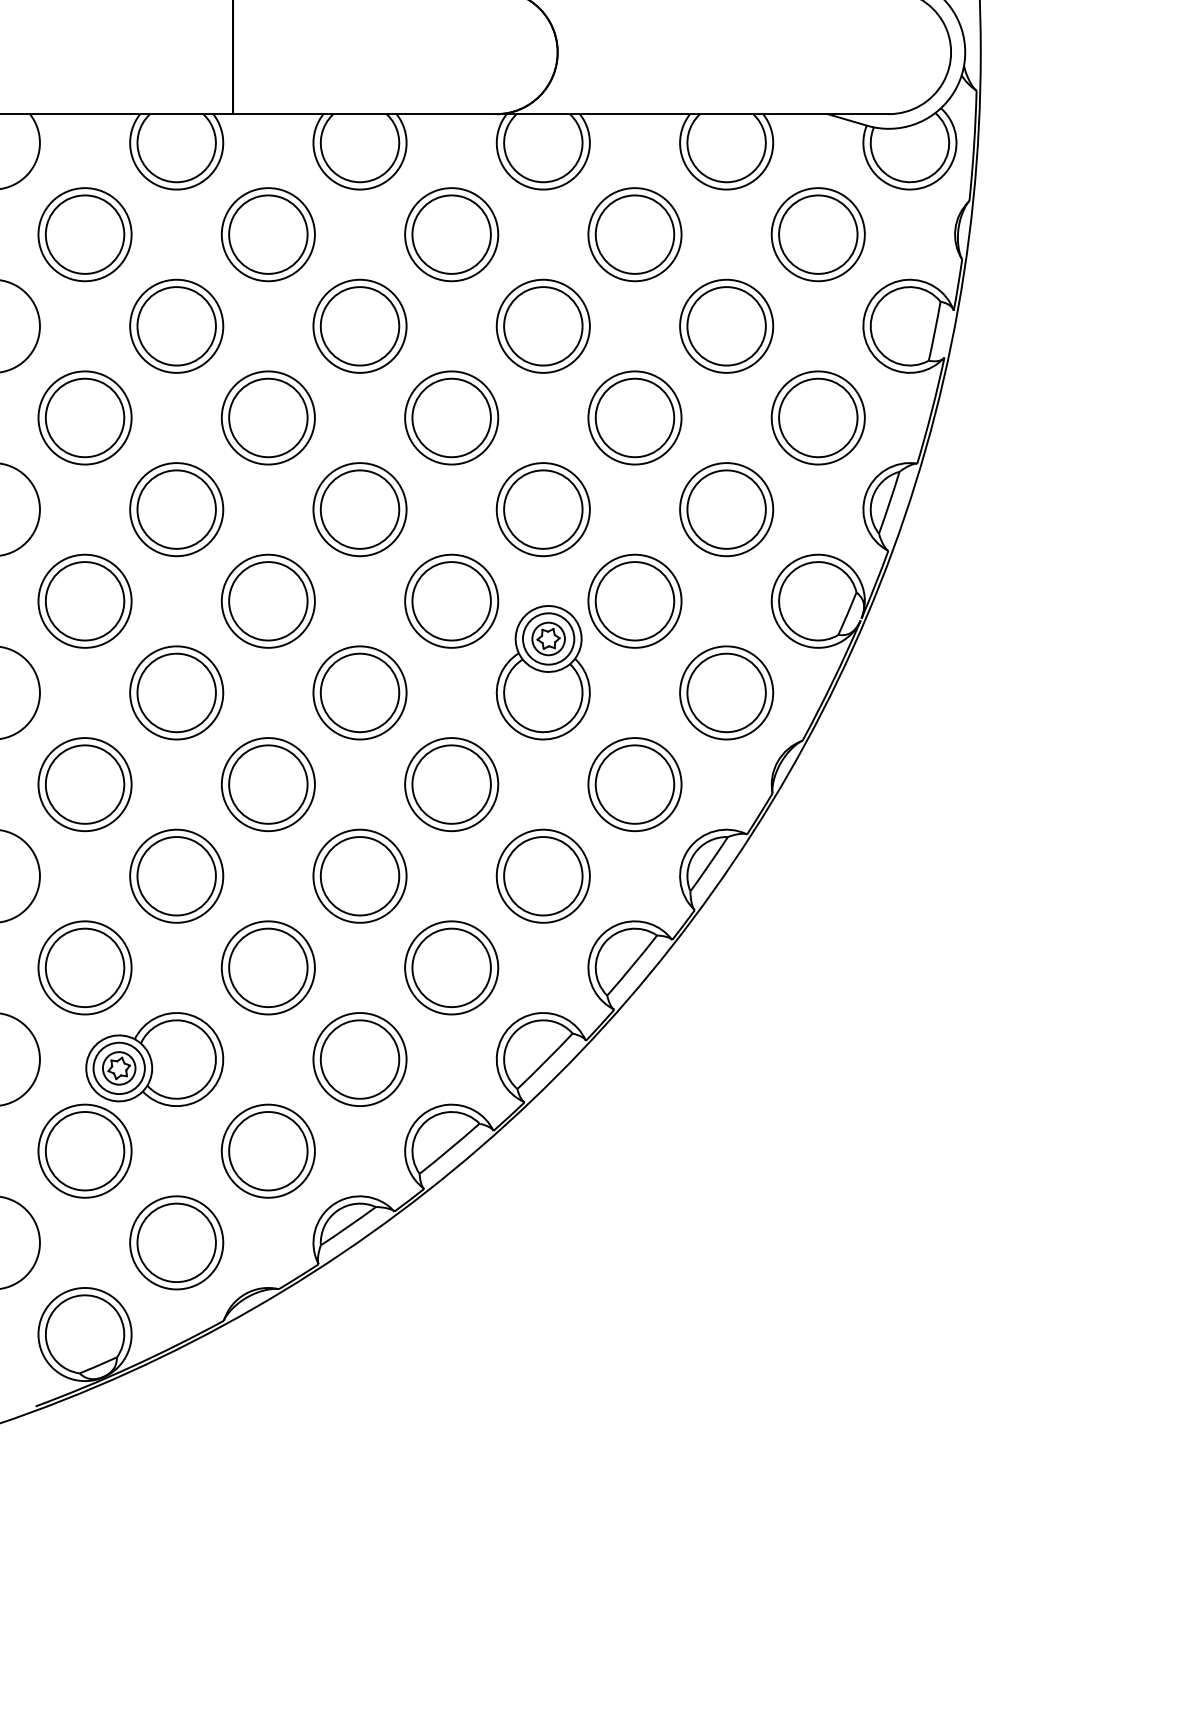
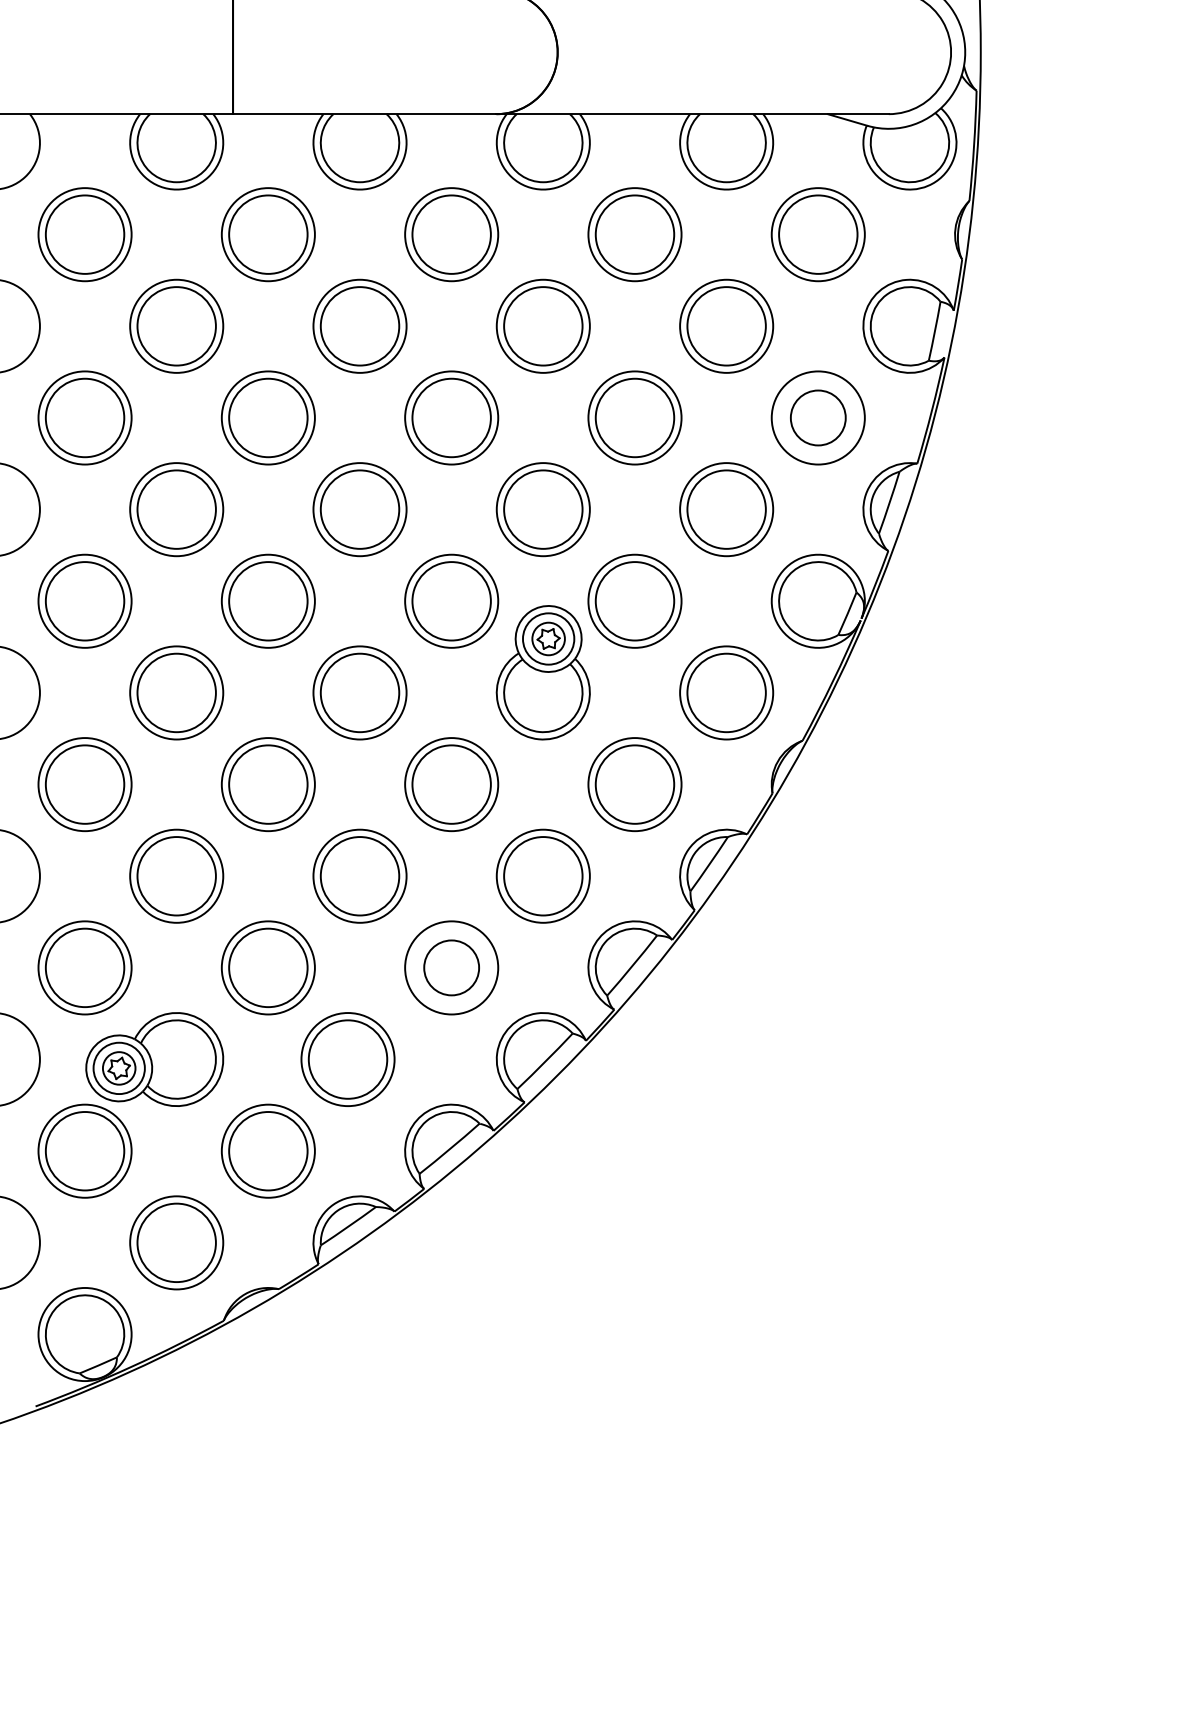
circle diameter: 78 px -> 55 px (817, 417)
circle diameter: 78 px -> 55 px (451, 967)
part position: (359, 1059) -> (347, 1059) (347, 1059)
